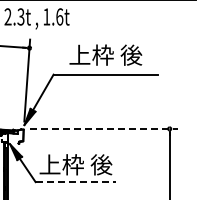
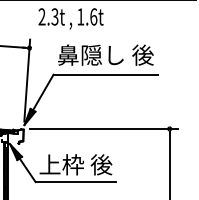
text position: (36, 18) -> (70, 18) (70, 18)
text: 上枠 後 -> 鼻隠し 後 (105, 54)
line: dashed -> solid (104, 128)
line: dashed -> solid (76, 182)
